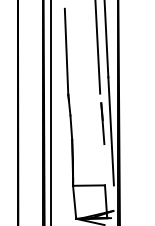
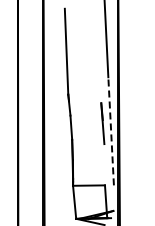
line: present -> none (97, 47)
line: present -> none (50, 112)
line: solid -> dashed (111, 130)
